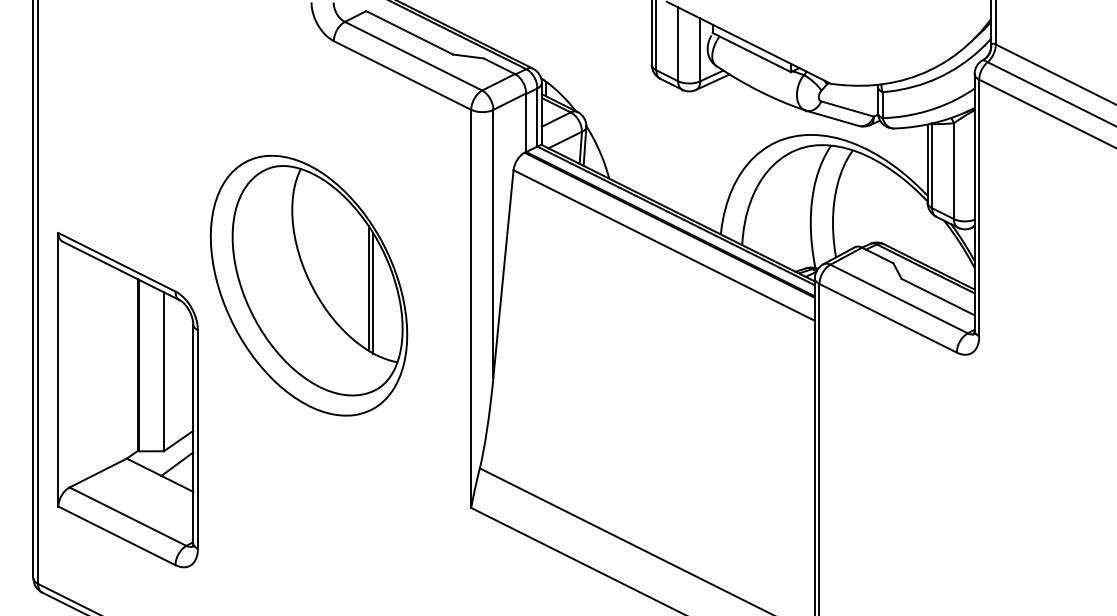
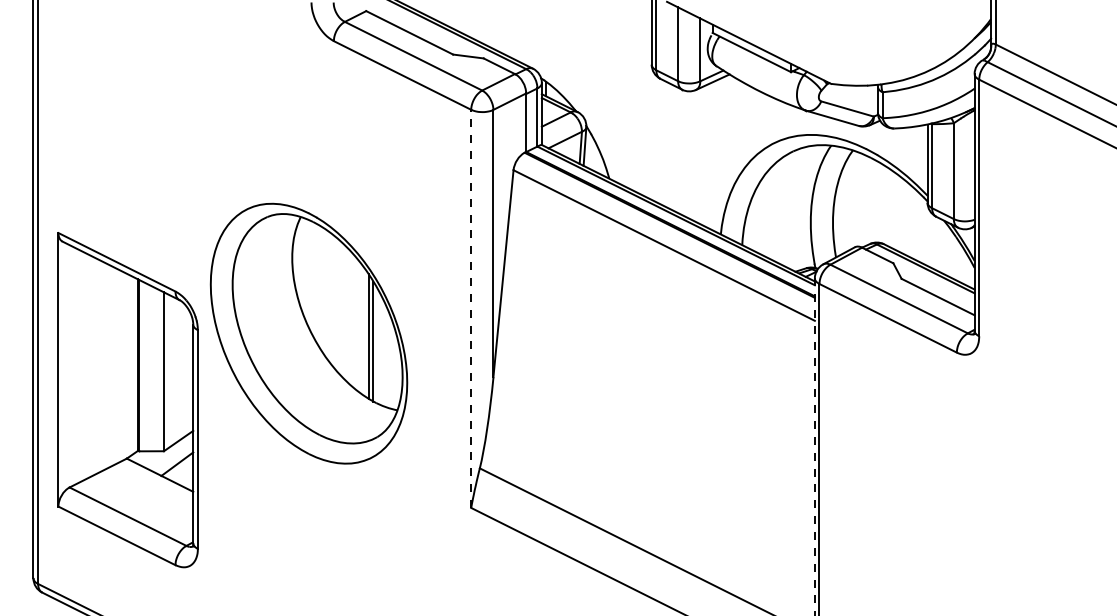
part position: (308, 285) -> (308, 333) (308, 333)
line: solid -> dashed (471, 308)
line: solid -> dashed (814, 447)
